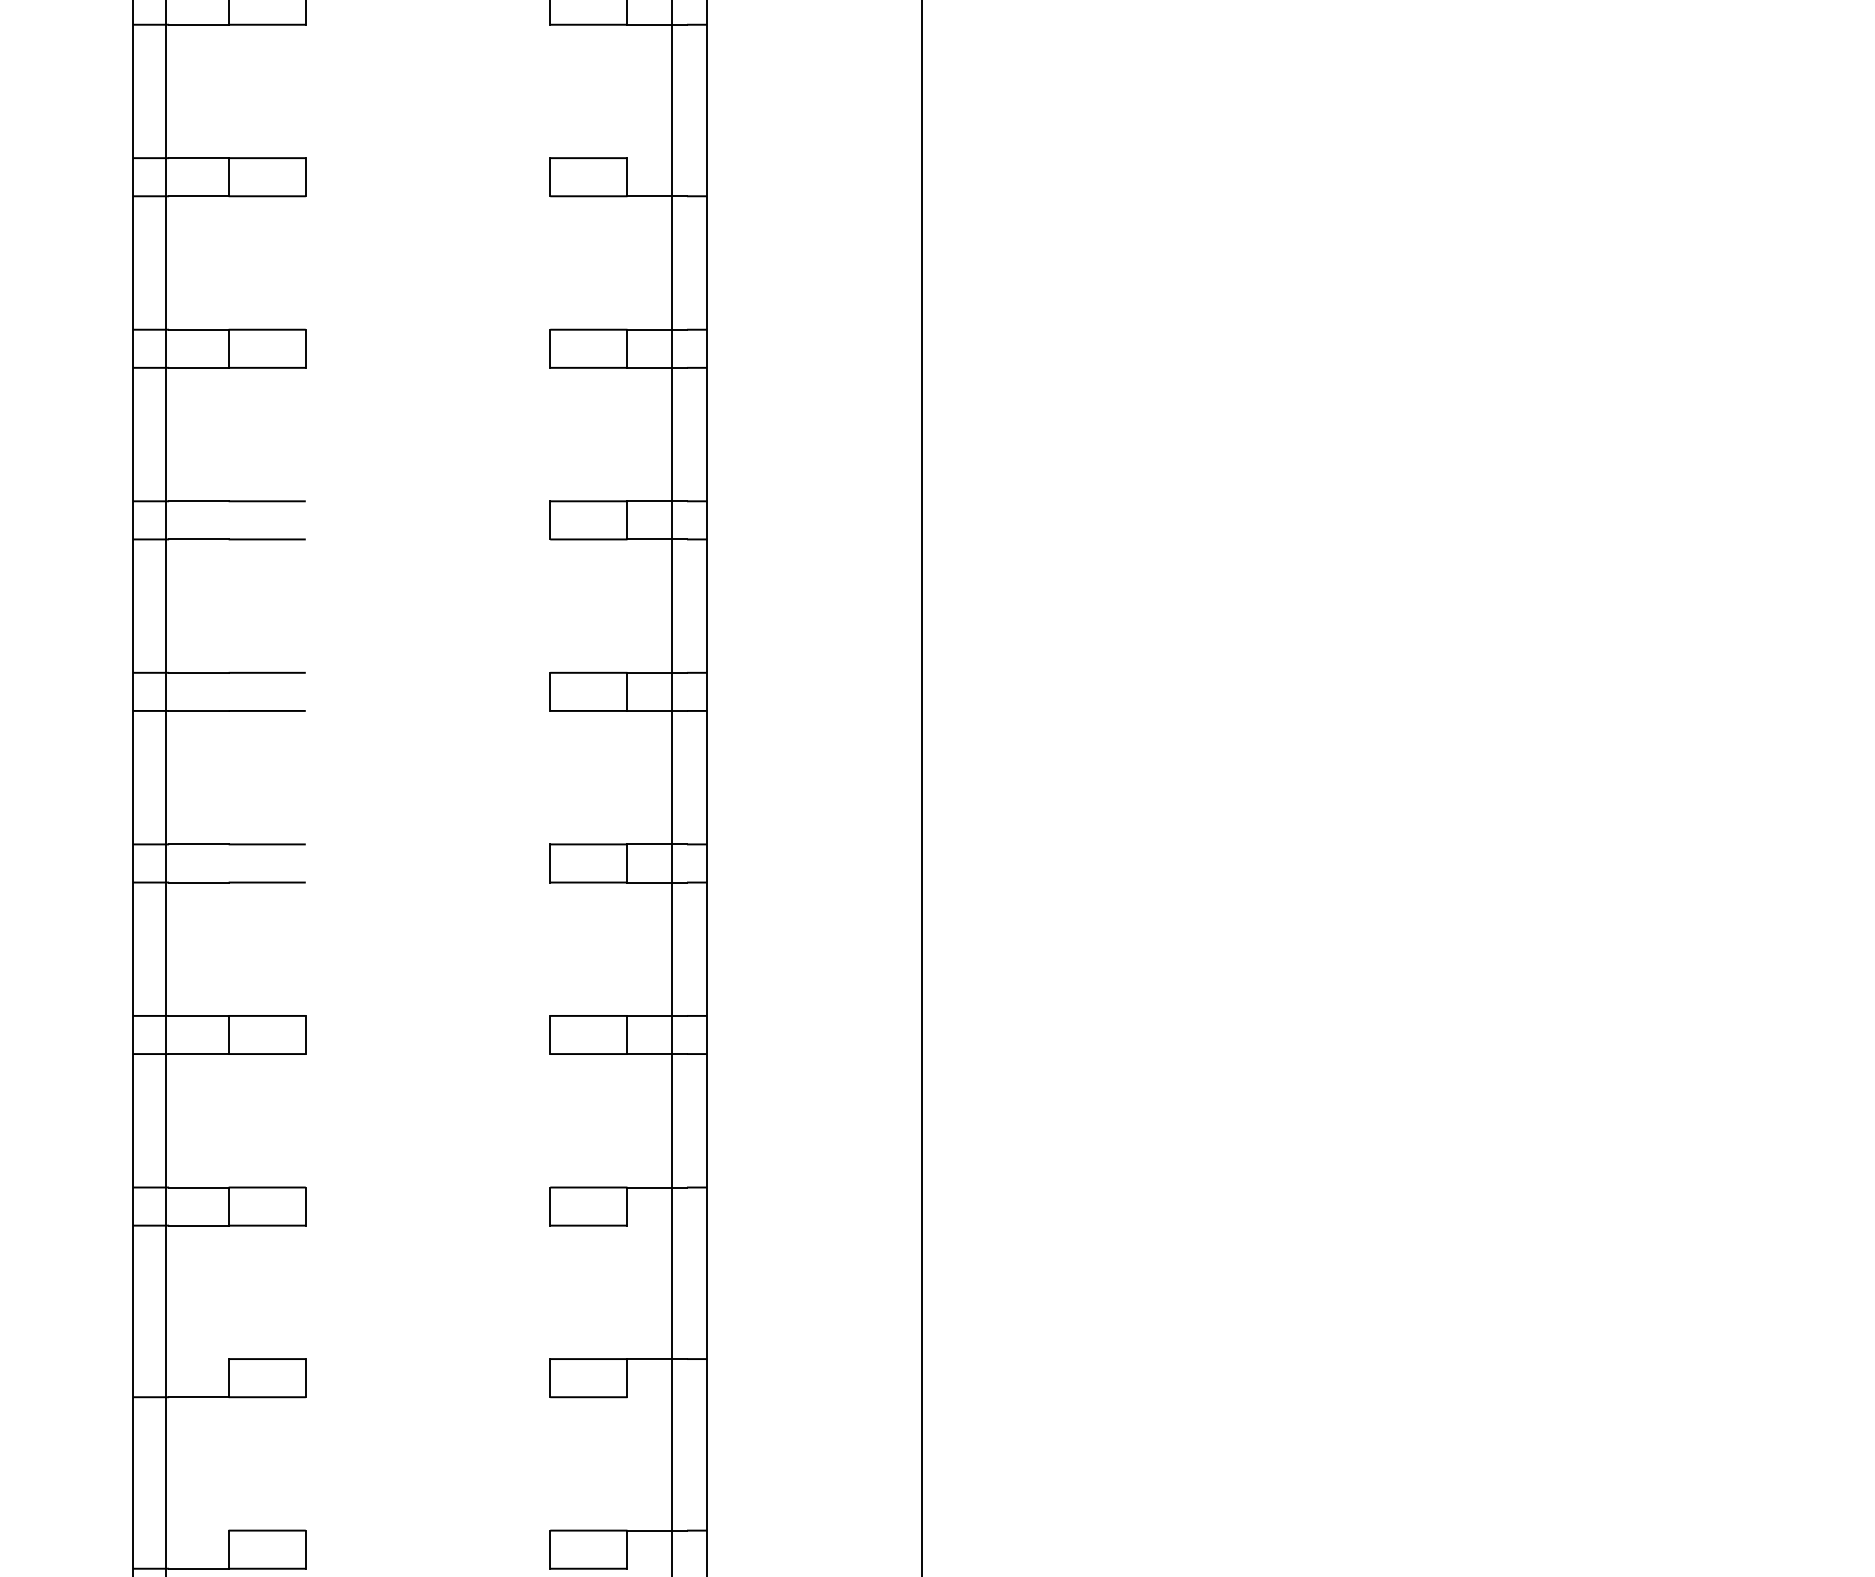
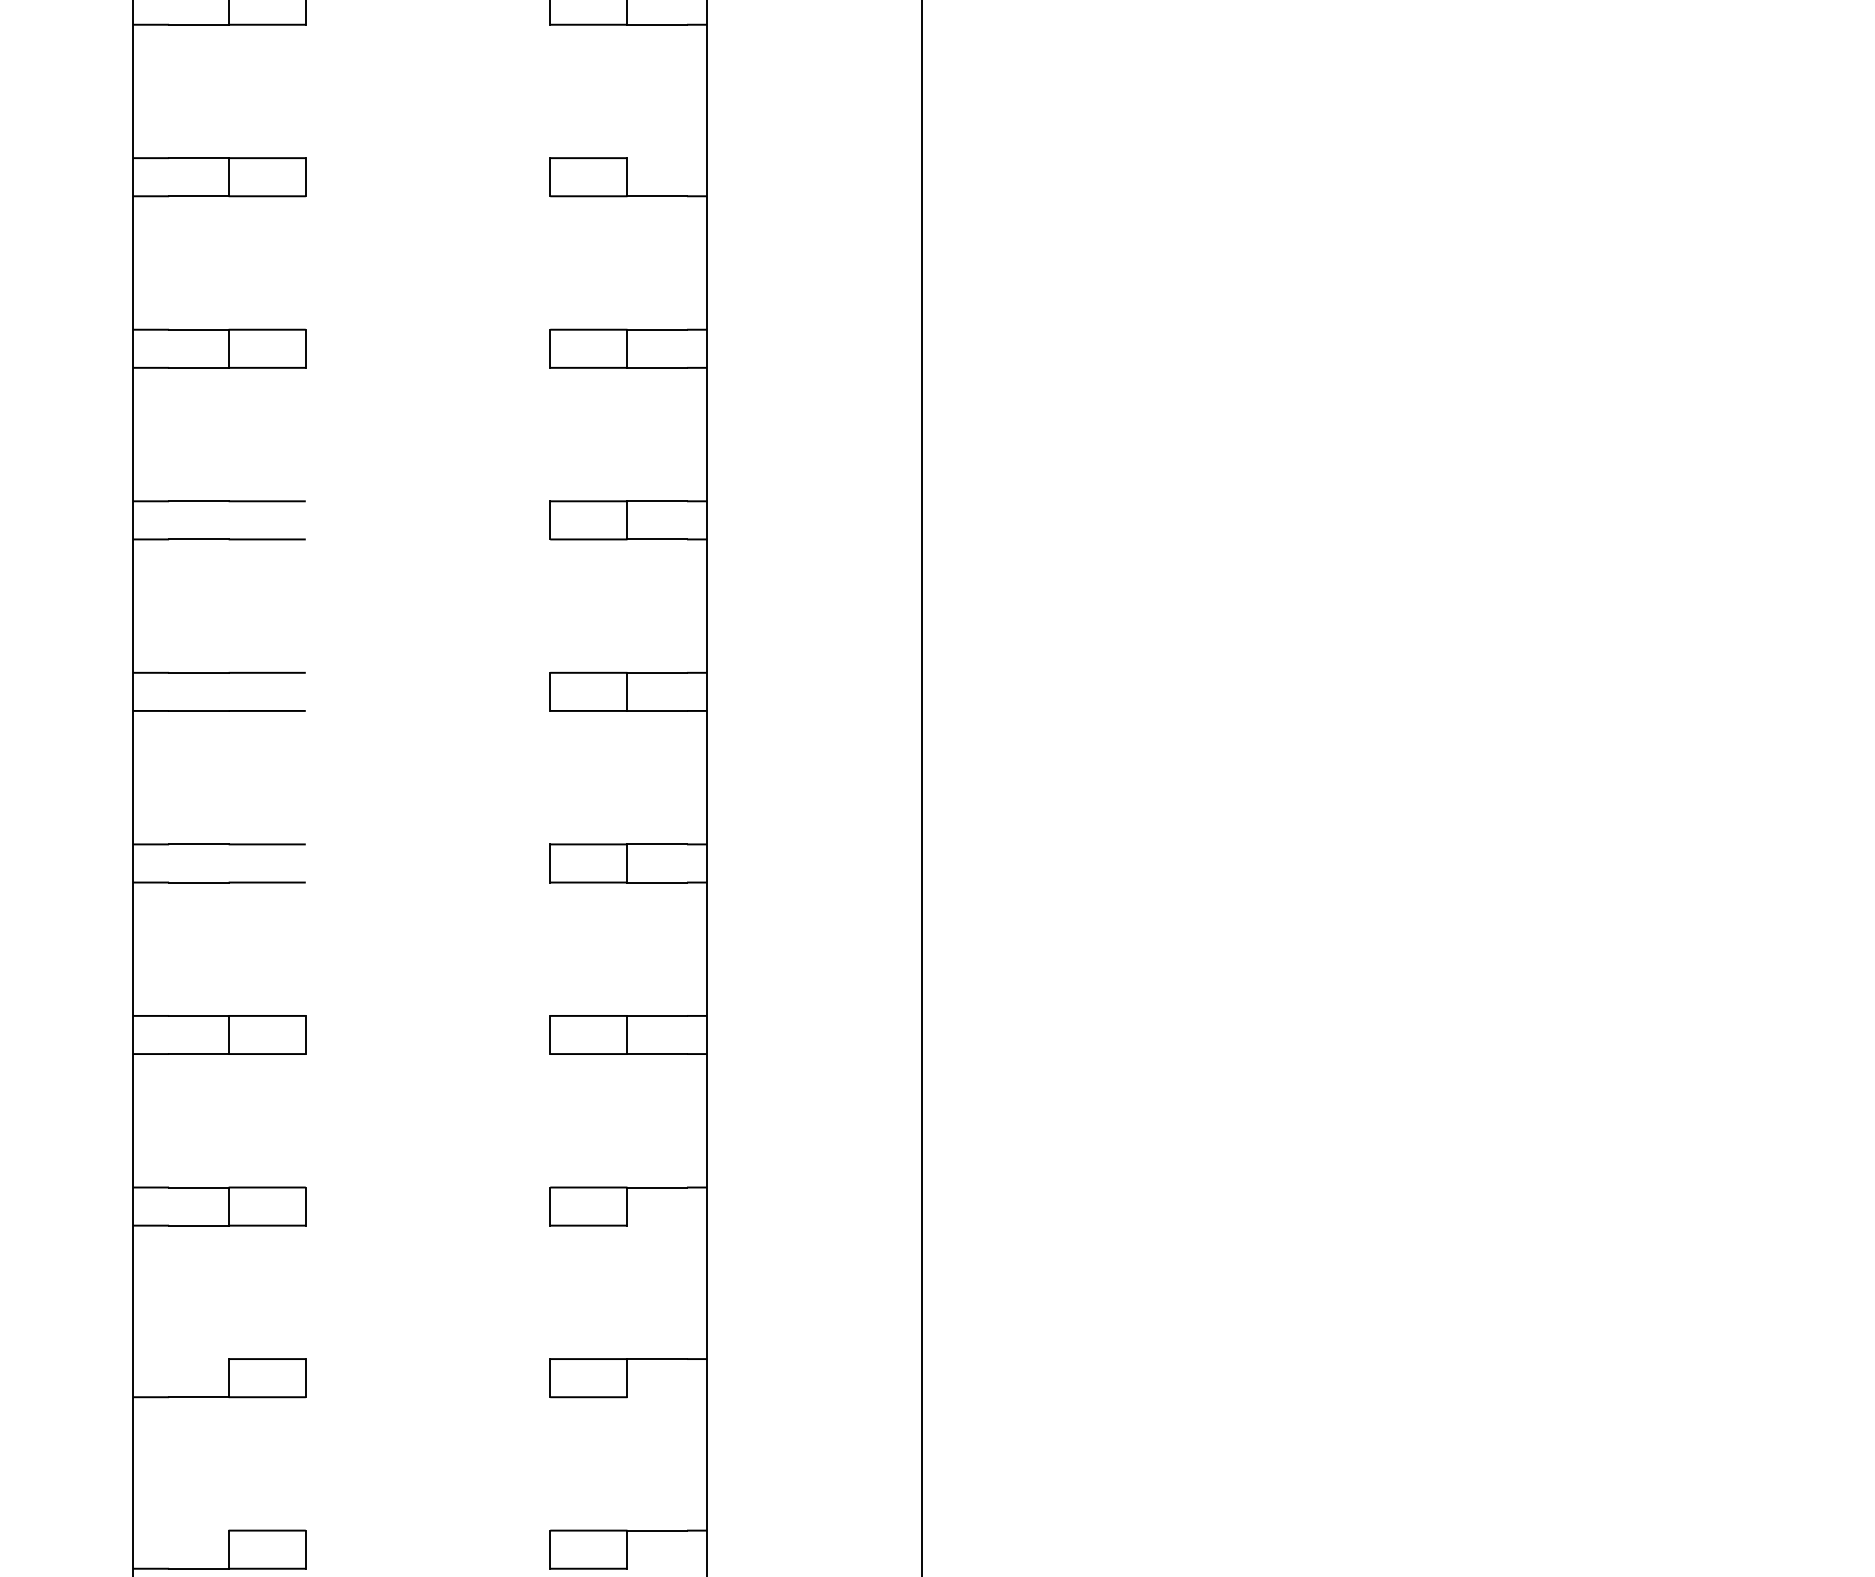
line: present -> none (165, 787)
line: present -> none (672, 787)
